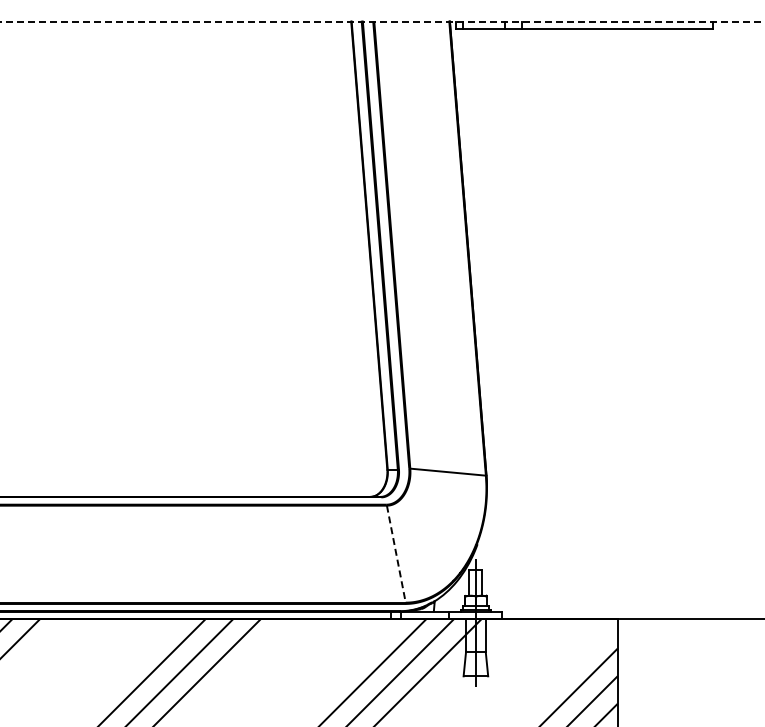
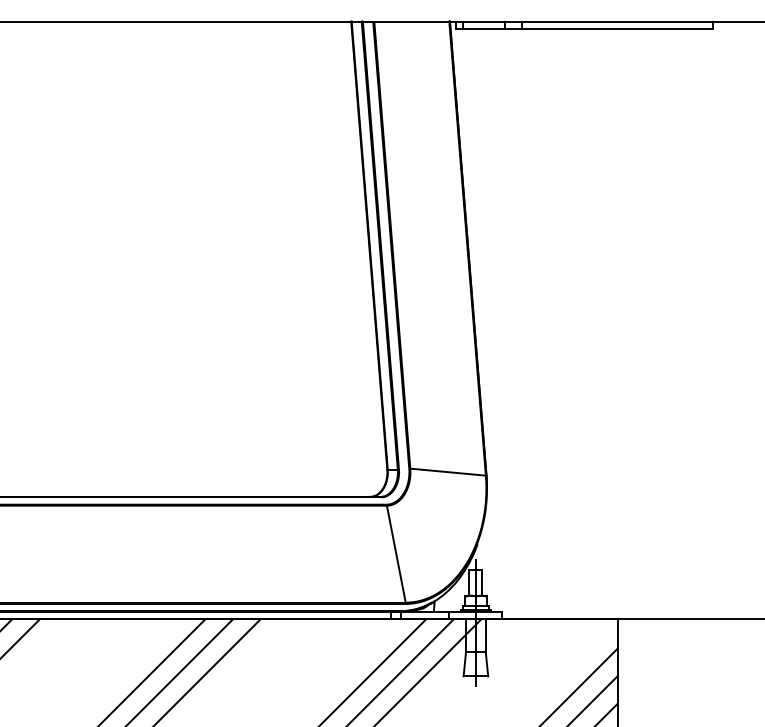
line: dashed -> solid (381, 21)
line: dashed -> solid (396, 554)
